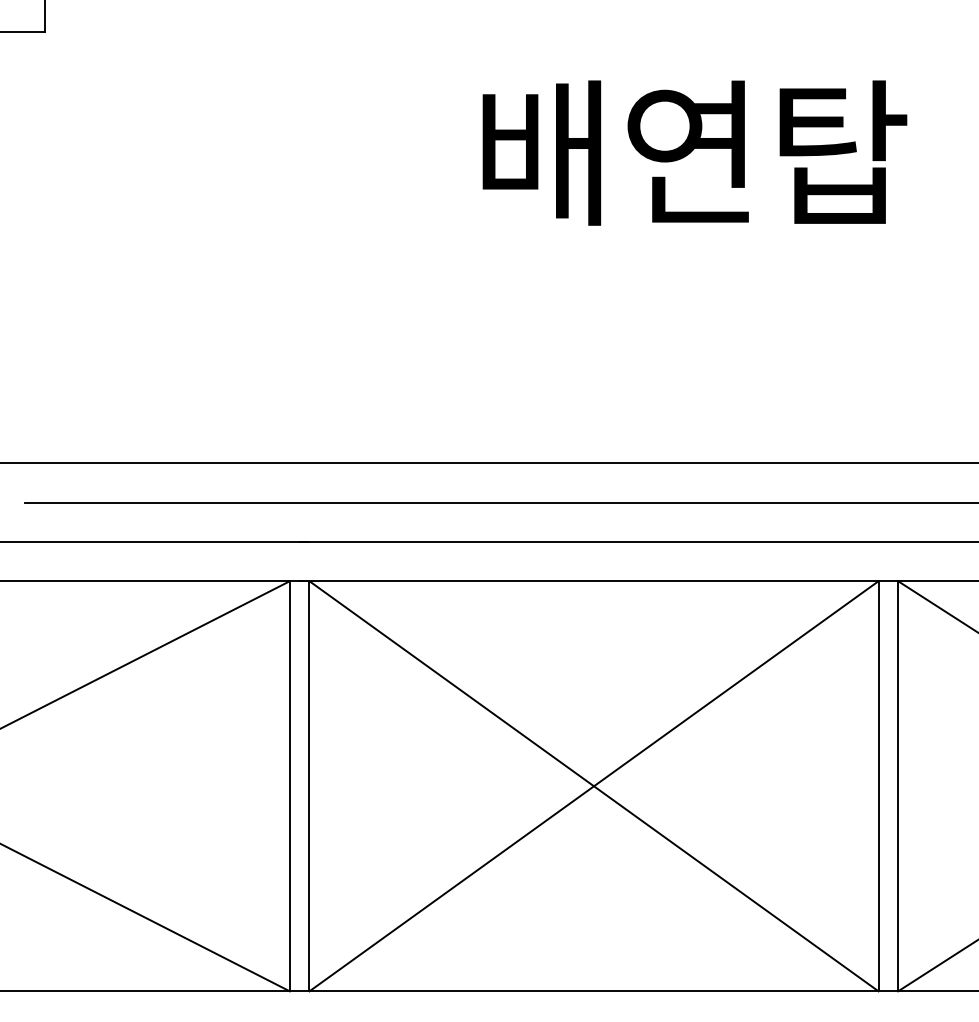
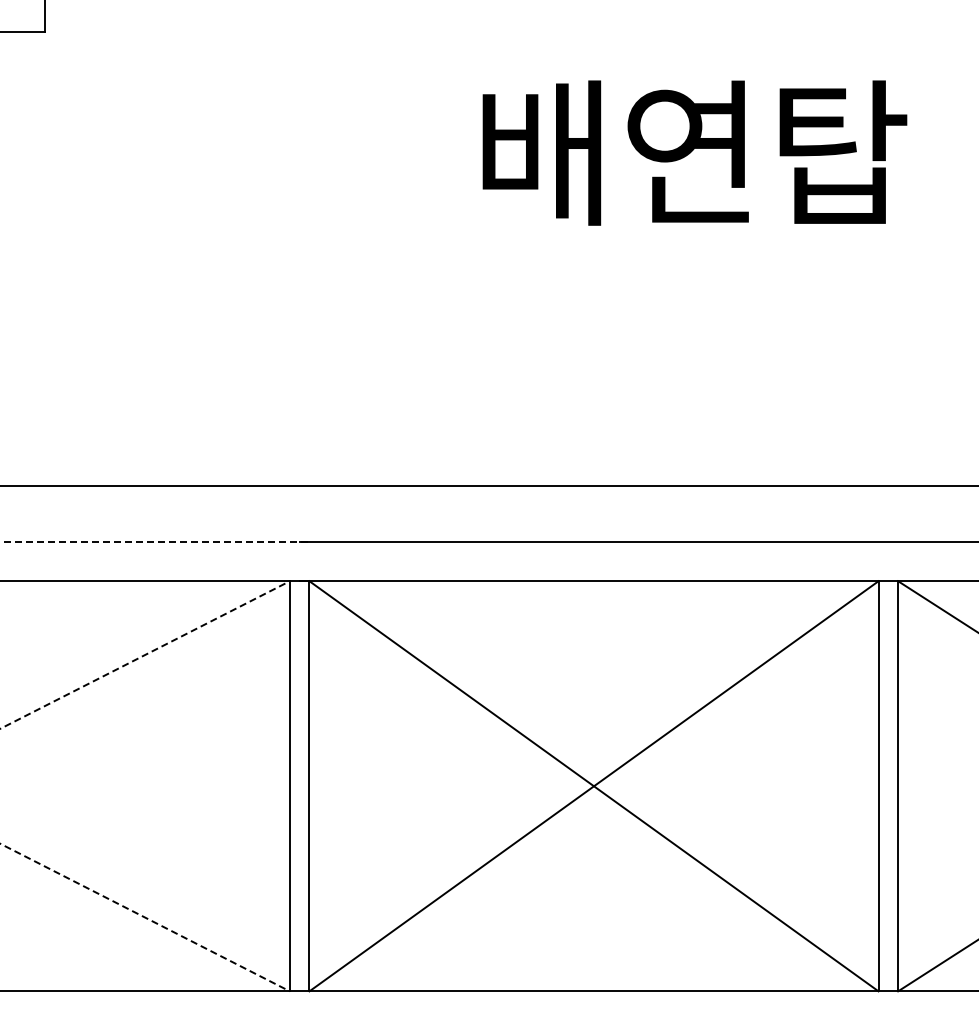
line position: (488, 463) -> (488, 486) (488, 486)
line: present -> none (499, 502)
line: solid -> dashed (155, 541)
line: solid -> dashed (145, 654)
line: solid -> dashed (145, 917)
